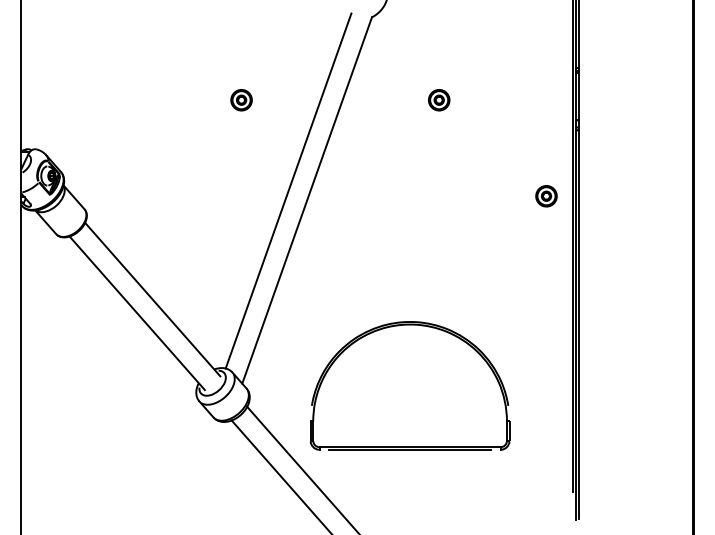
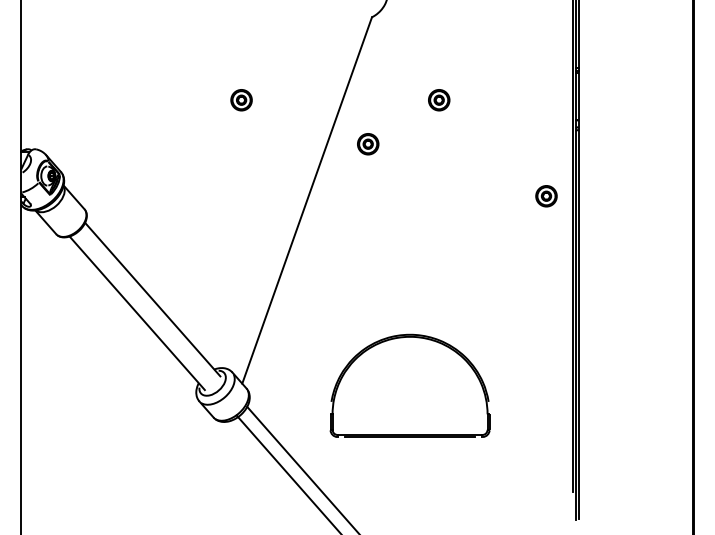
part: none -> present (368, 144)
line: present -> none (288, 190)
part size: 202x130 px -> 162x105 px (409, 385)
line position: (280, 475) -> (287, 473) (287, 473)
